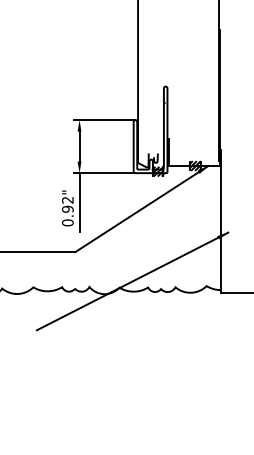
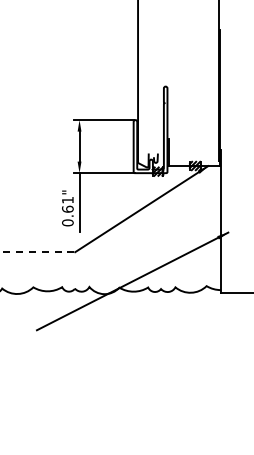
text: 0.92" -> 0.61" (67, 204)
line: solid -> dashed (38, 252)
